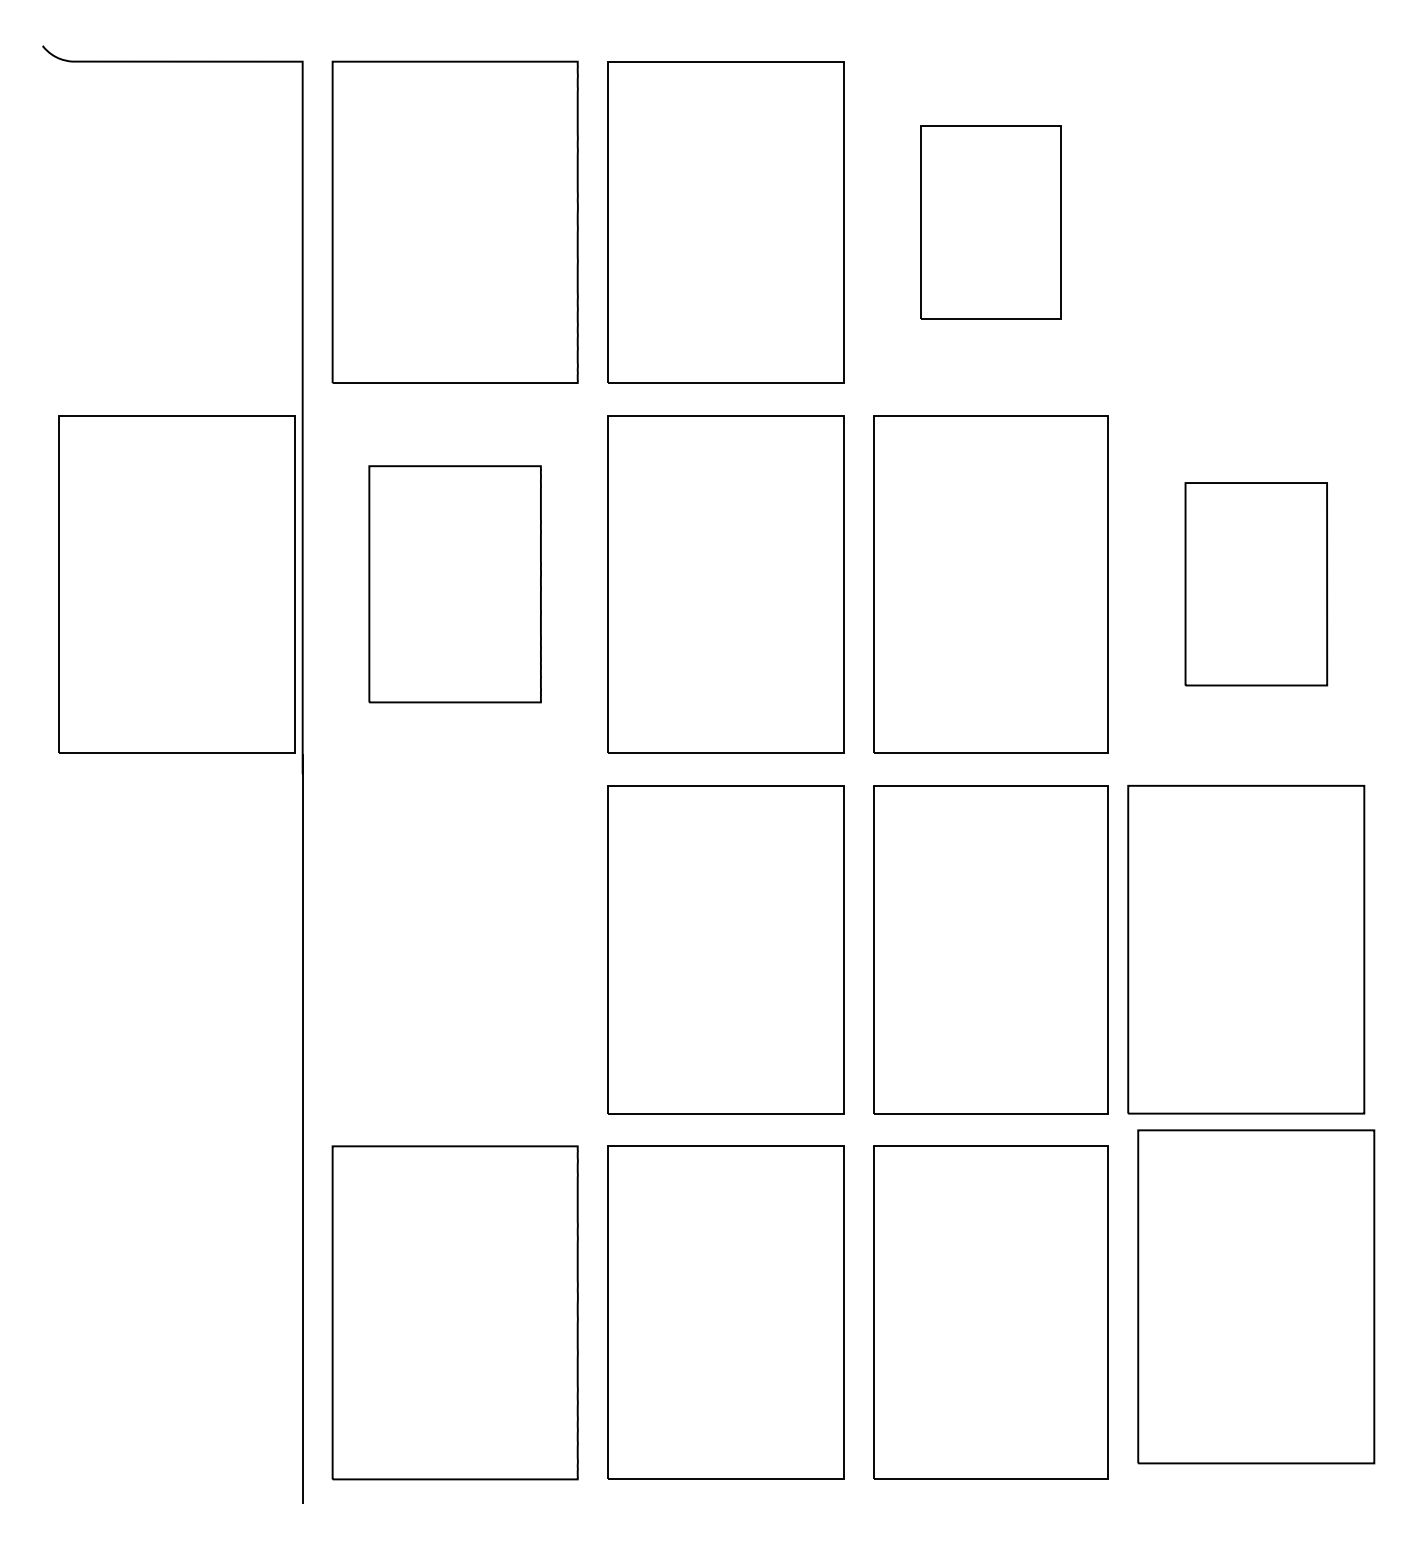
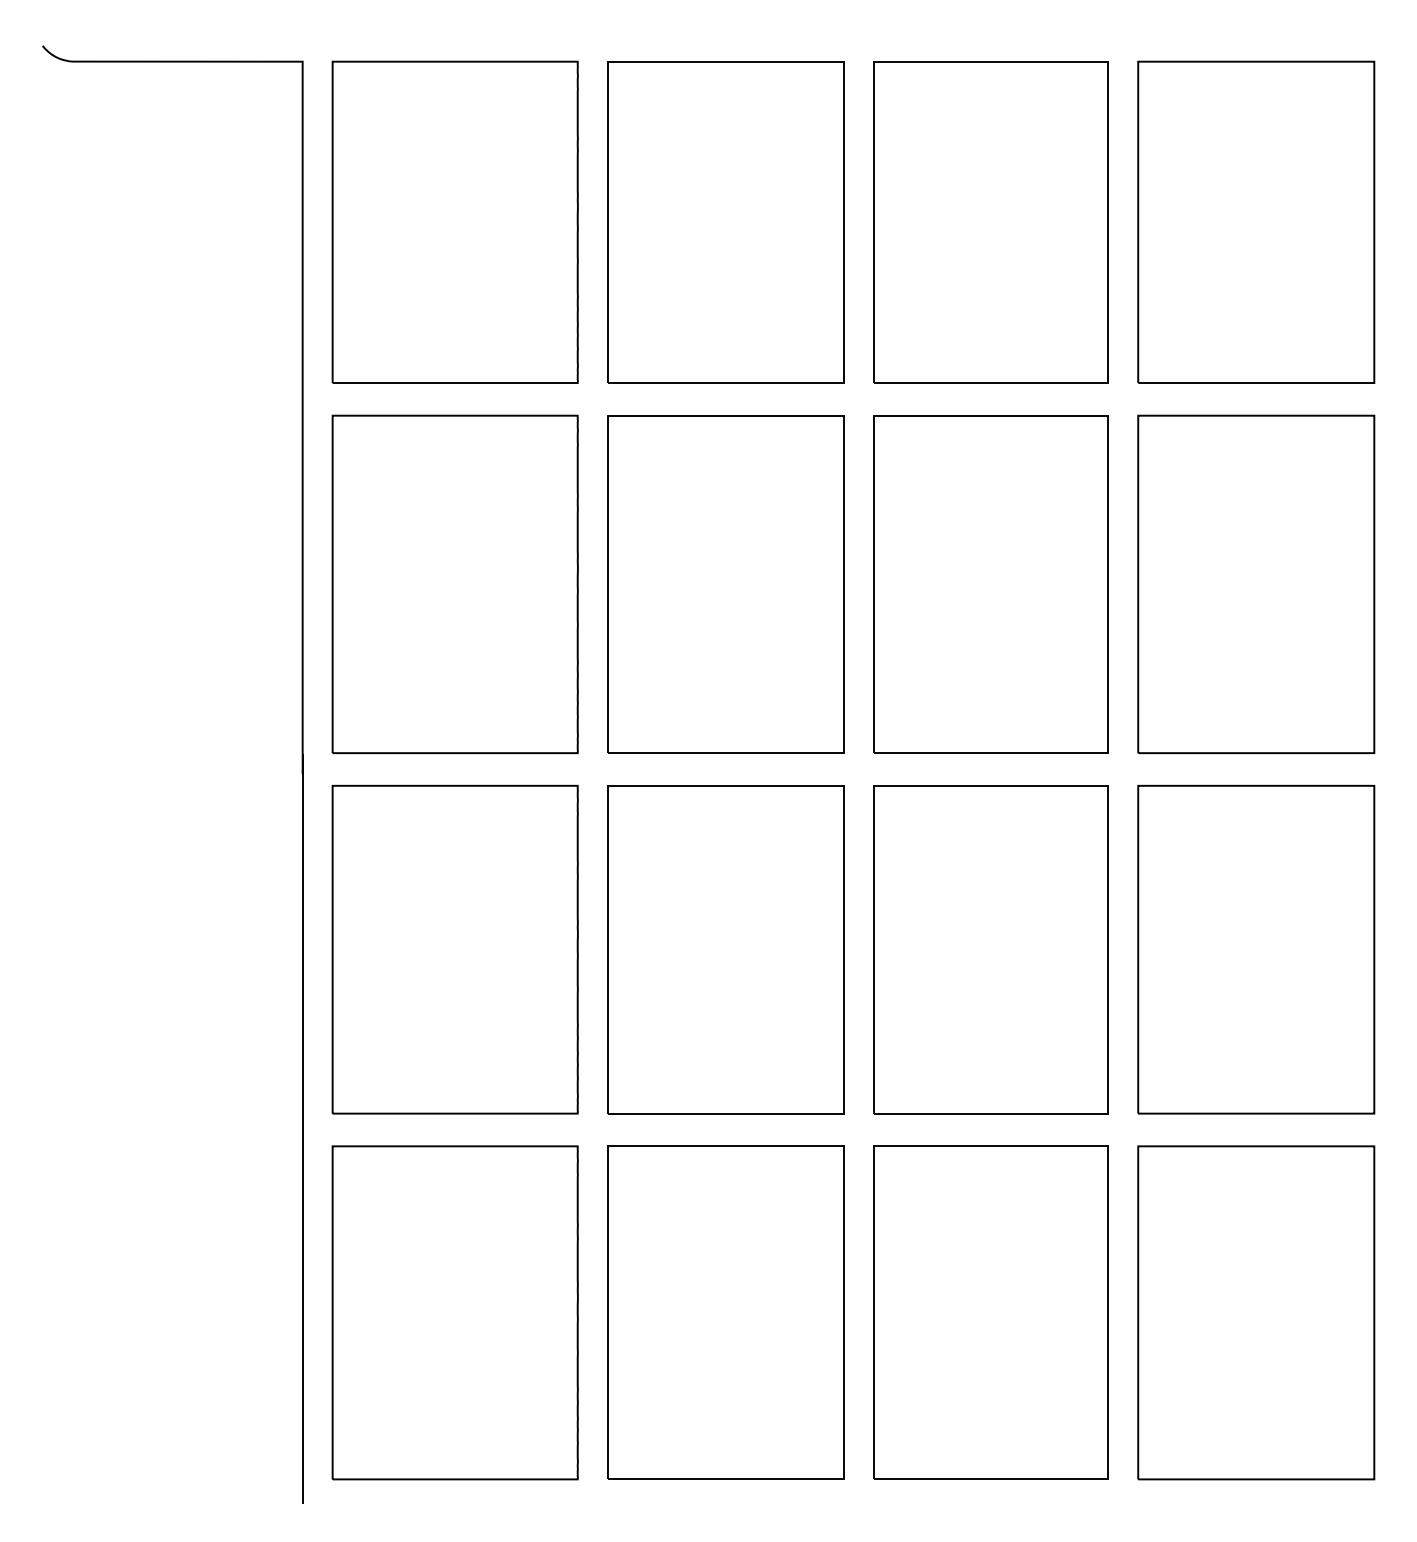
part: none -> present (1256, 221)
part size: 142x195 px -> 236x323 px (990, 222)
part: present -> none (176, 584)
part size: 174x239 px -> 248x340 px (454, 583)
part size: 145x205 px -> 239x340 px (1256, 583)
part: none -> present (454, 949)
part position: (1246, 949) -> (1256, 949) (1256, 949)
part position: (1256, 1296) -> (1256, 1312) (1256, 1312)
